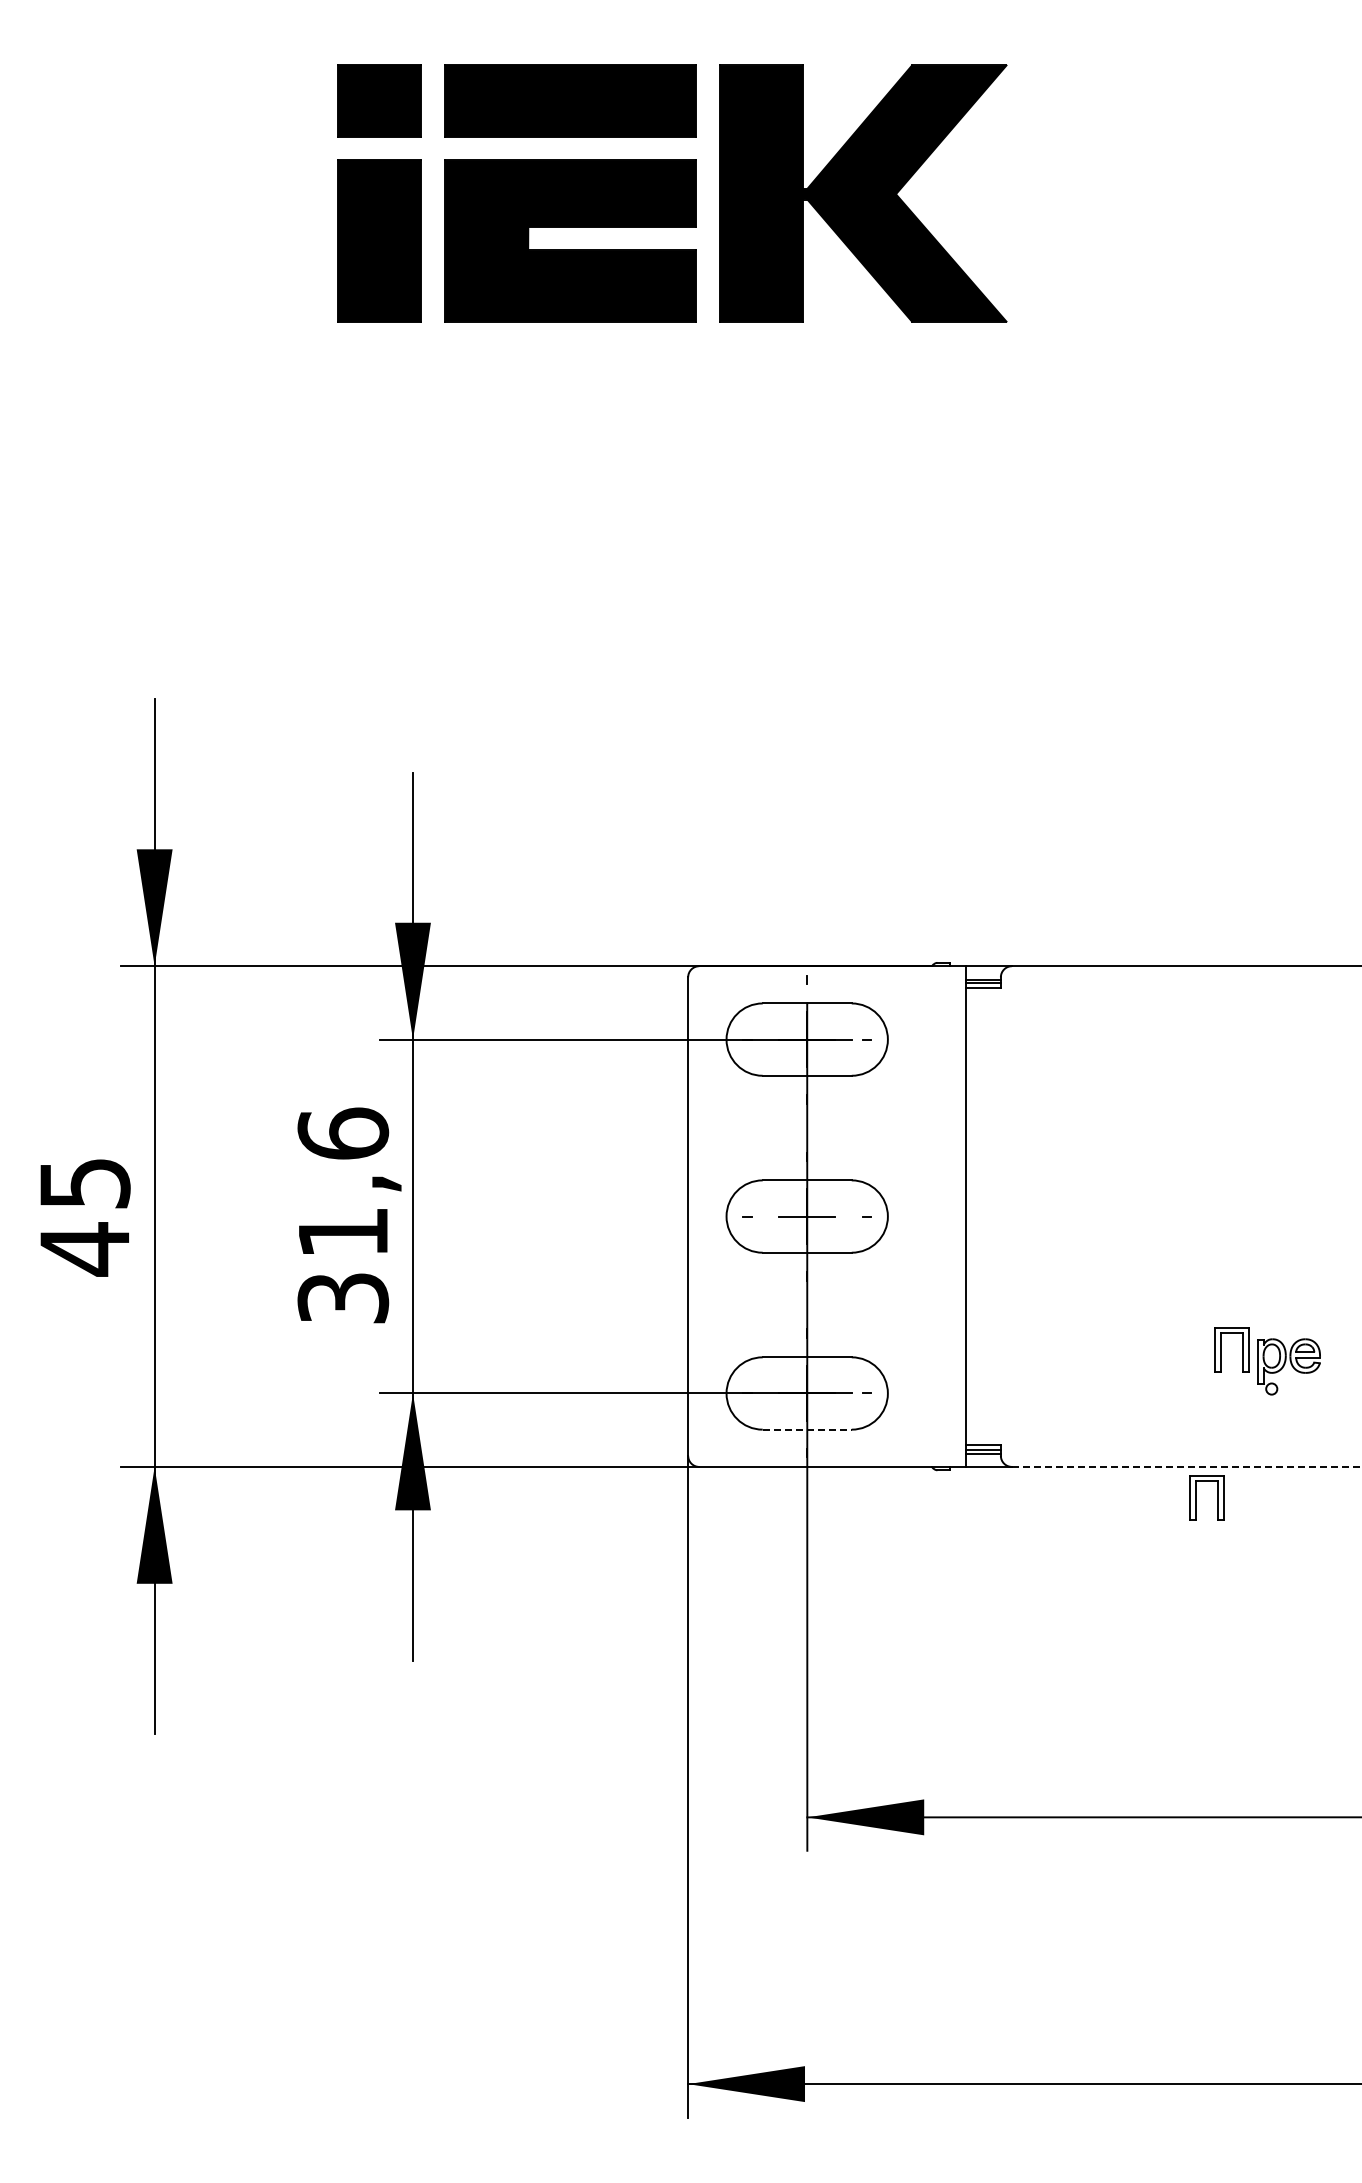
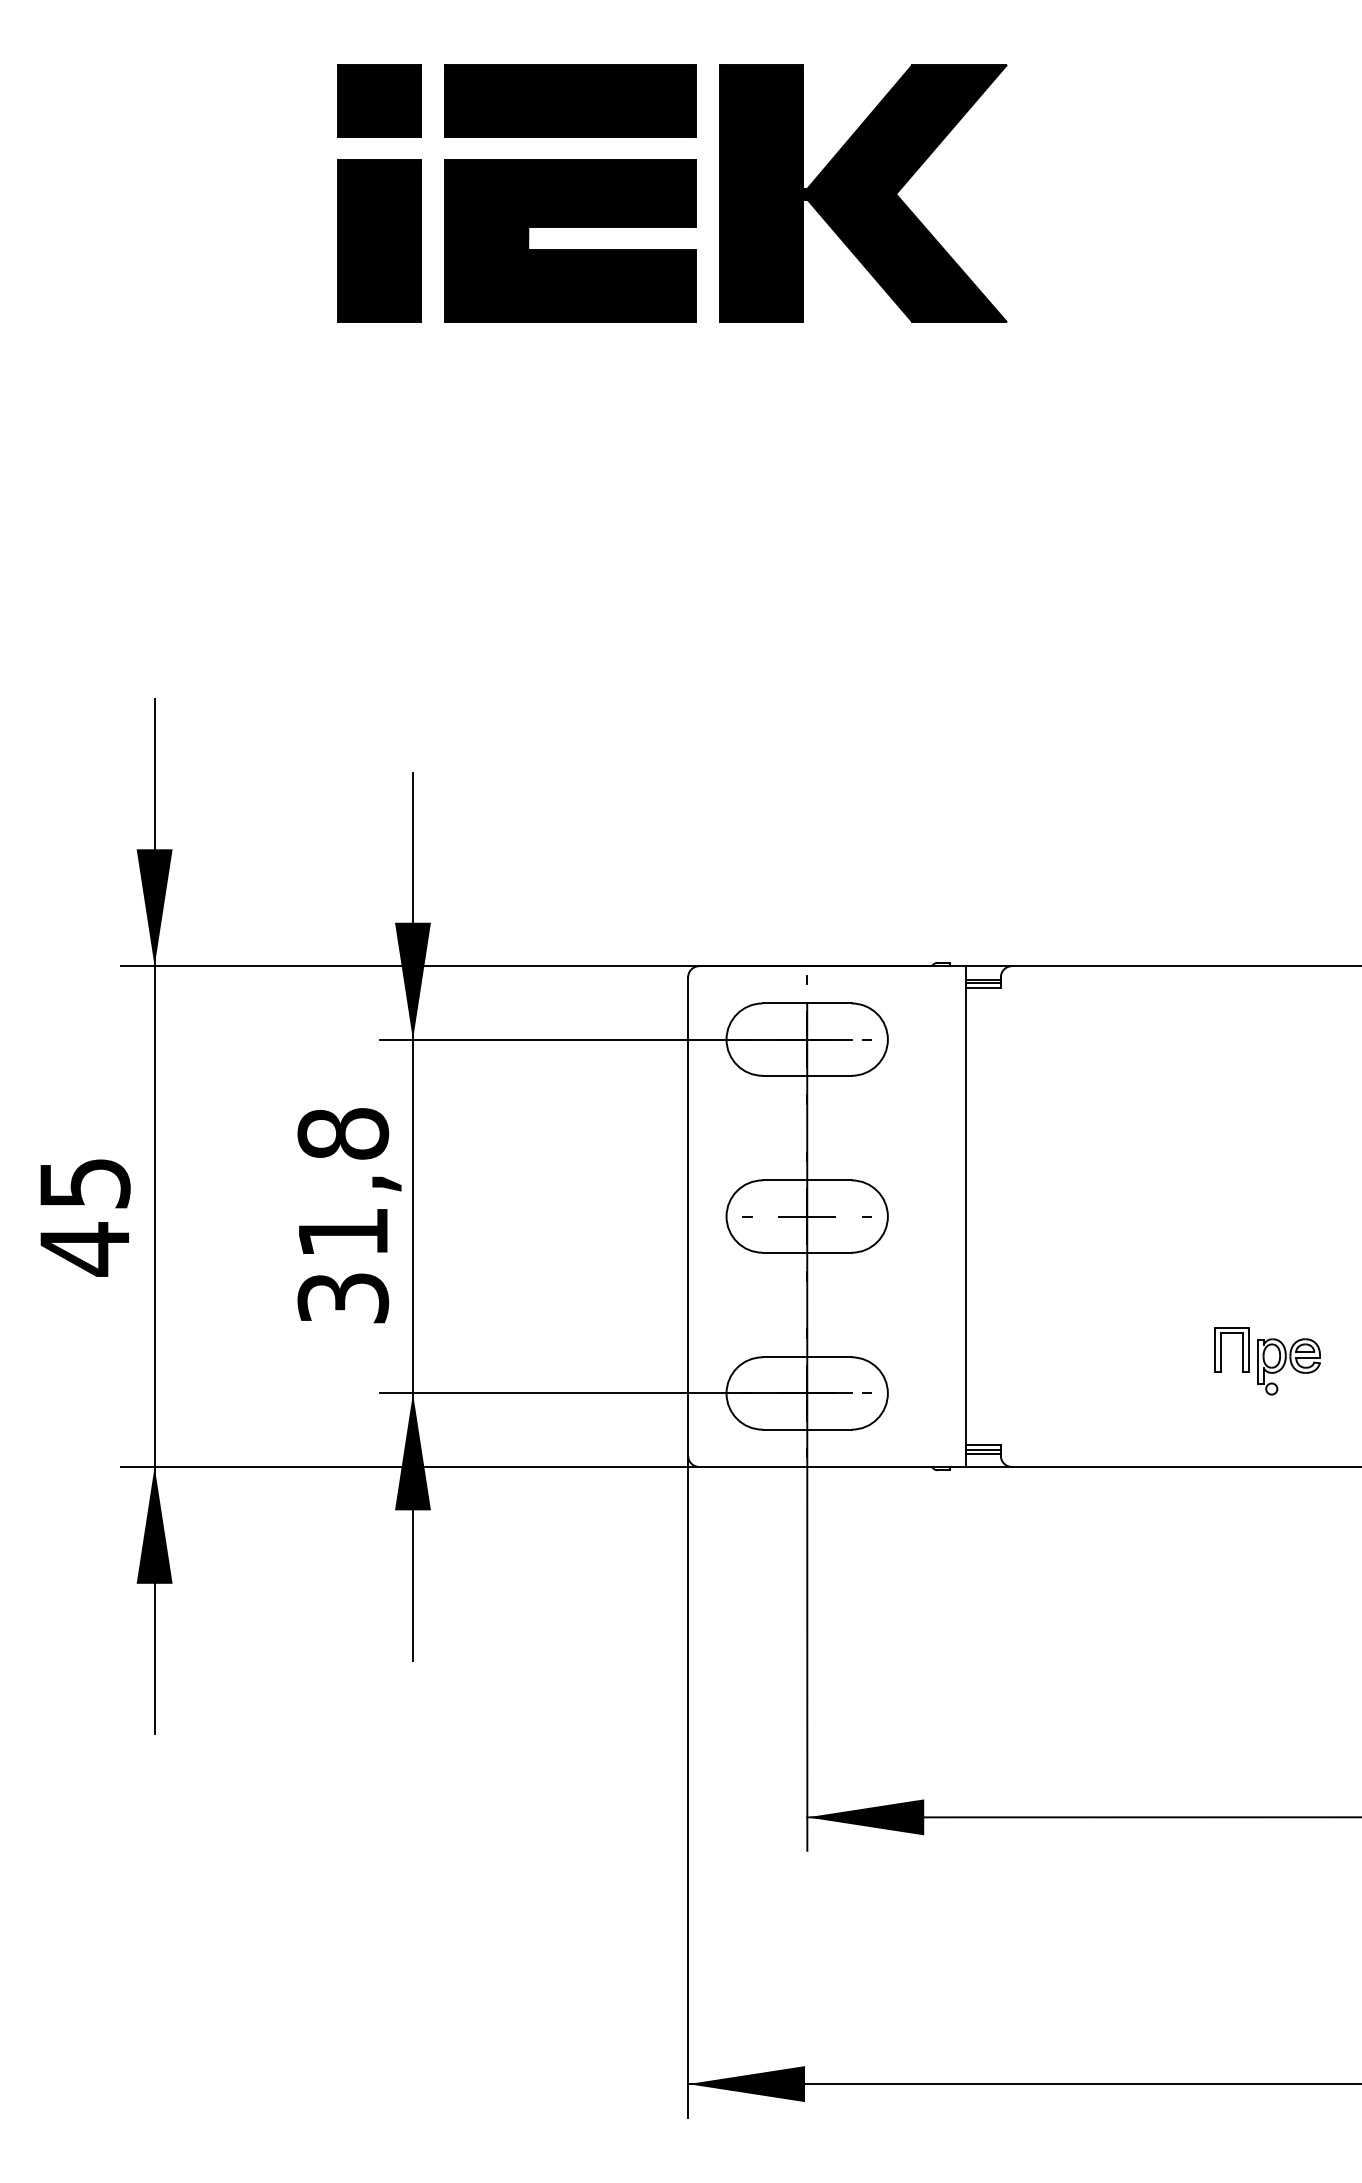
text: 31,6 -> 31,8 (343, 1133)
line: dashed -> solid (807, 1429)
line: dashed -> solid (1186, 1466)
part: present -> none (1196, 1497)
